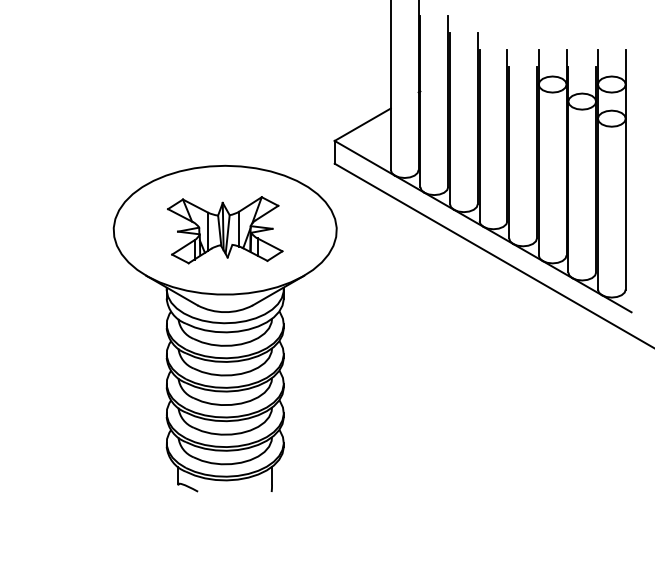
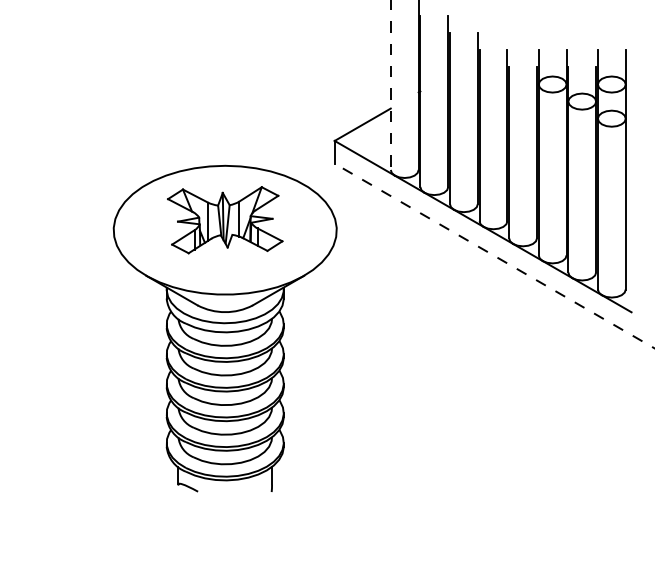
line: solid -> dashed (390, 85)
part position: (225, 230) -> (225, 220) (225, 220)
line: solid -> dashed (494, 255)
